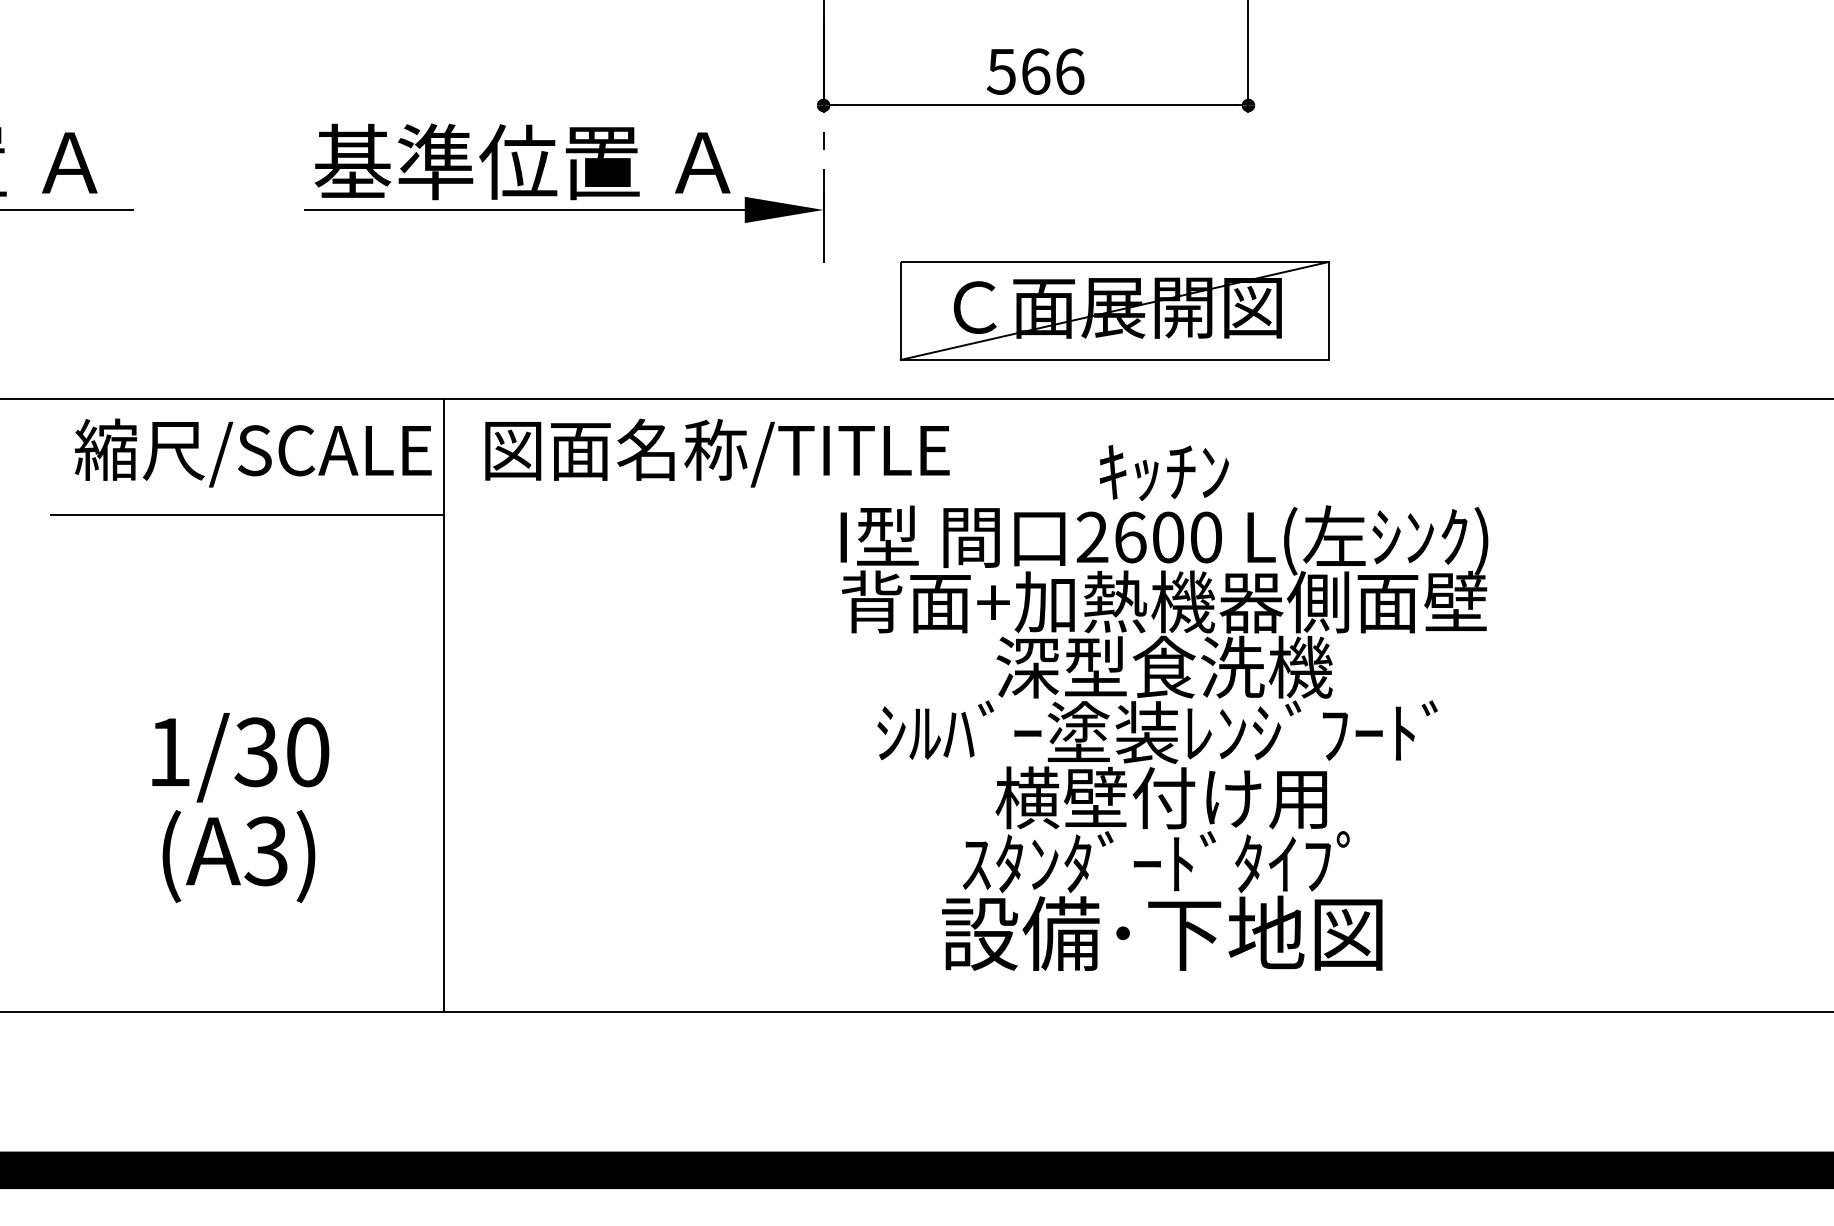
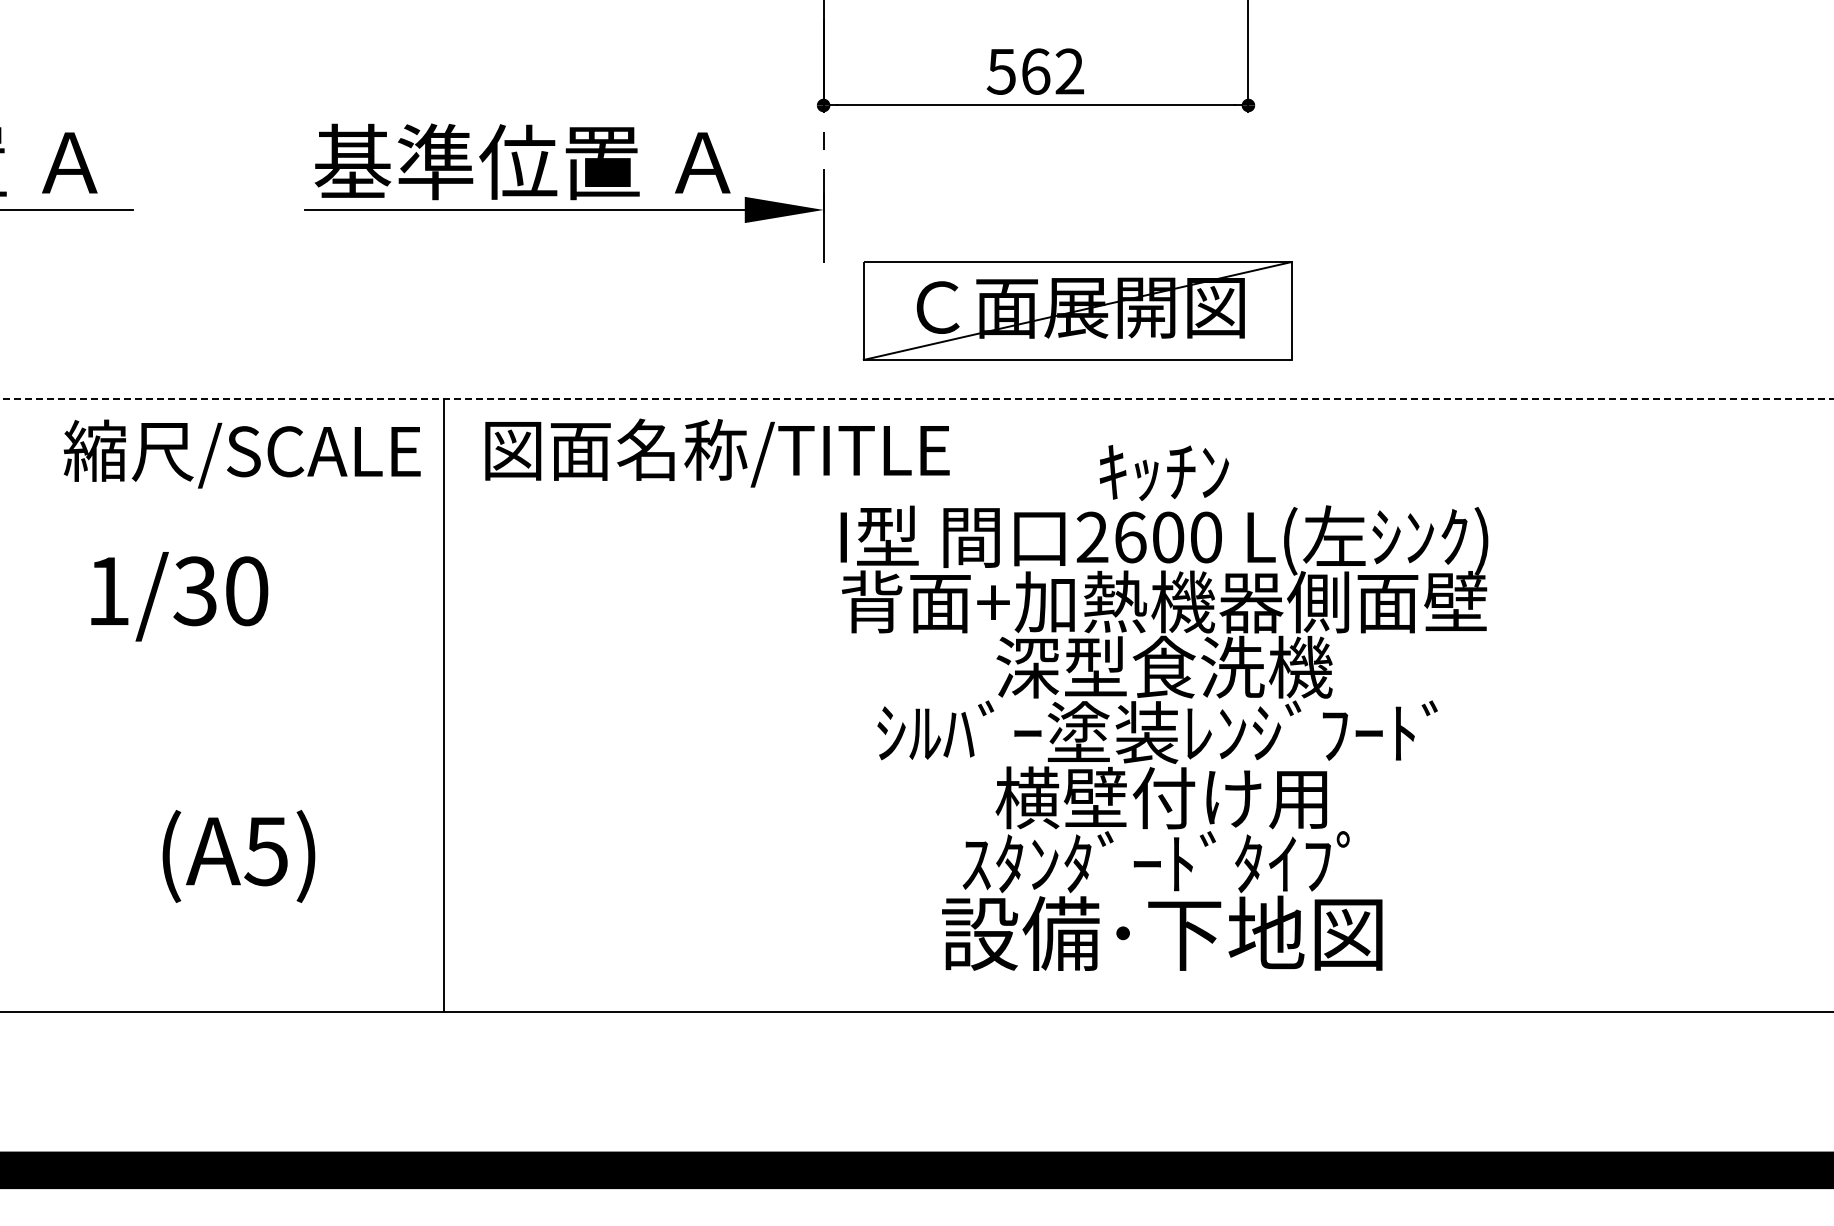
text: 566 -> 562 (1069, 71)
part position: (1114, 310) -> (1077, 310) (1077, 310)
line: solid -> dashed (916, 399)
text position: (252, 452) -> (241, 453) (241, 453)
line: present -> none (247, 515)
text position: (240, 757) -> (179, 596) (179, 596)
text: (A3) -> (A5) (265, 850)
